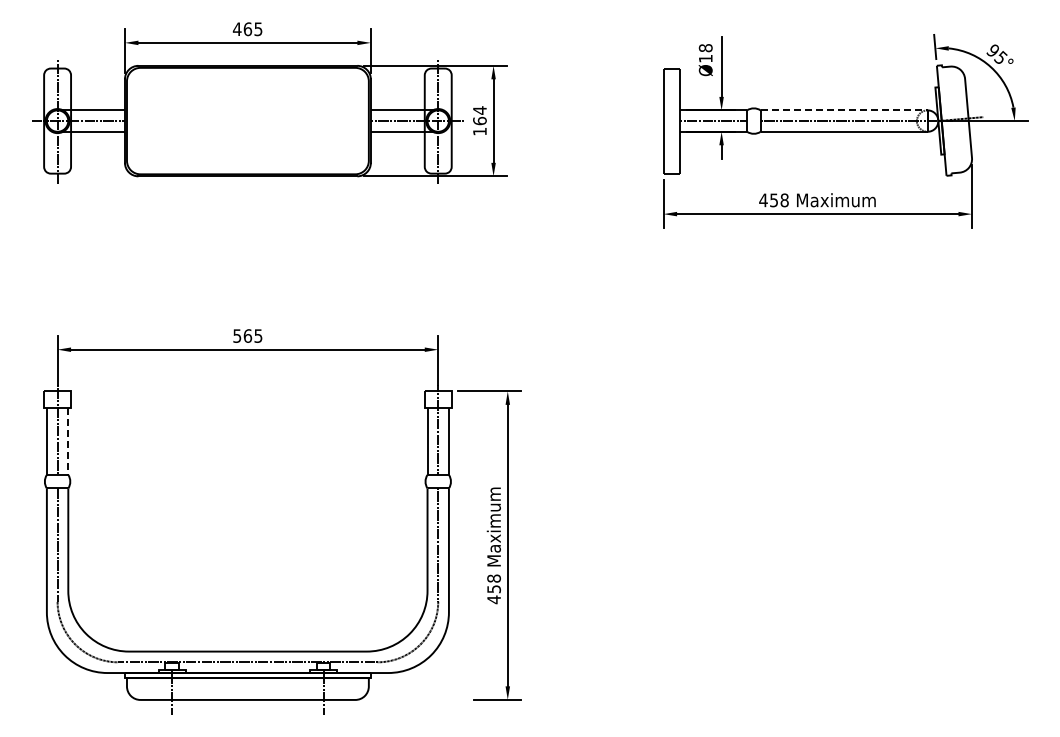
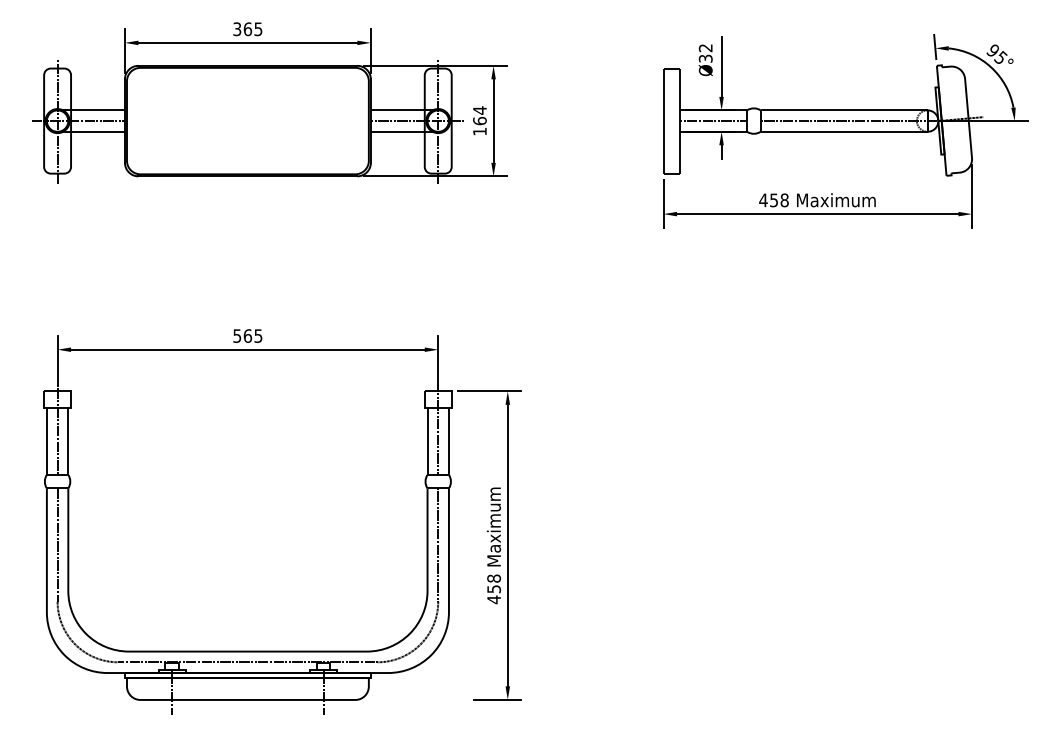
text: 465 -> 365 (236, 29)
text: Ø18 -> Ø32 (705, 53)
line: dashed -> solid (844, 110)
line: dashed -> solid (68, 441)
